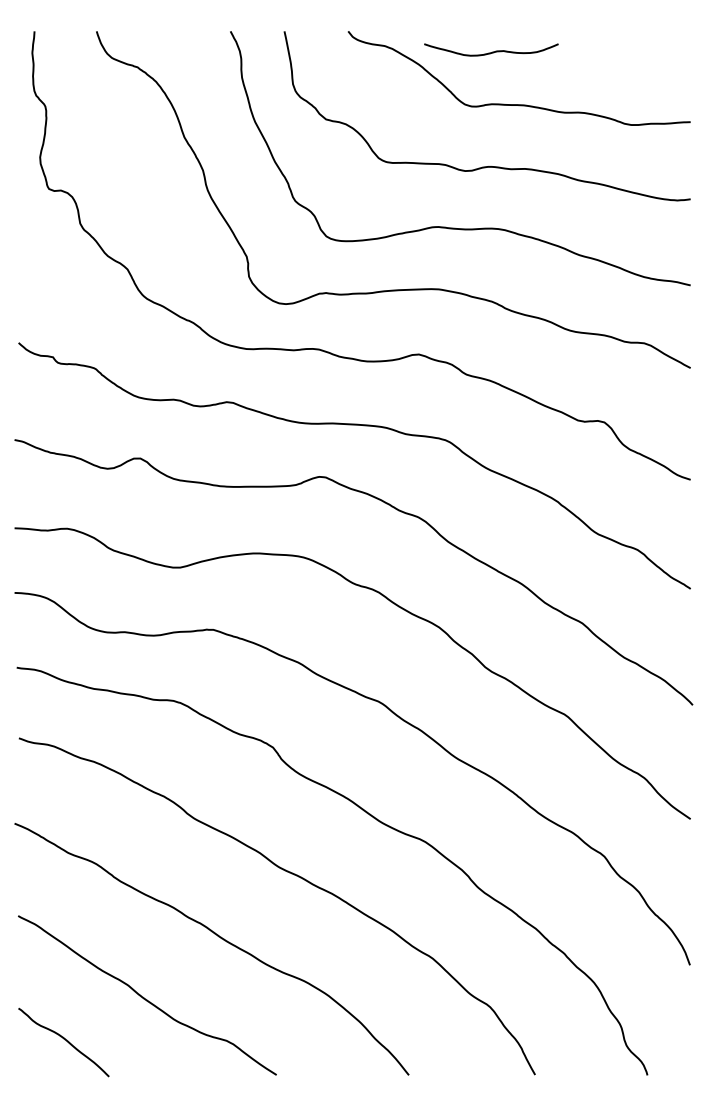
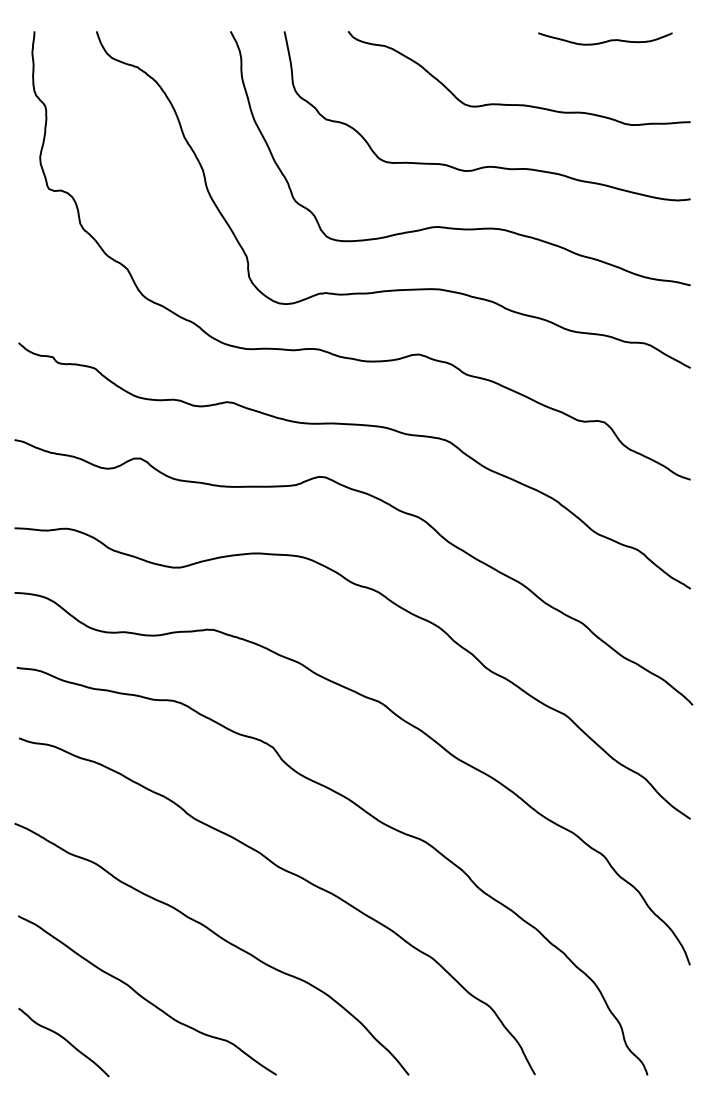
curve position: (492, 51) -> (606, 40) (606, 40)
